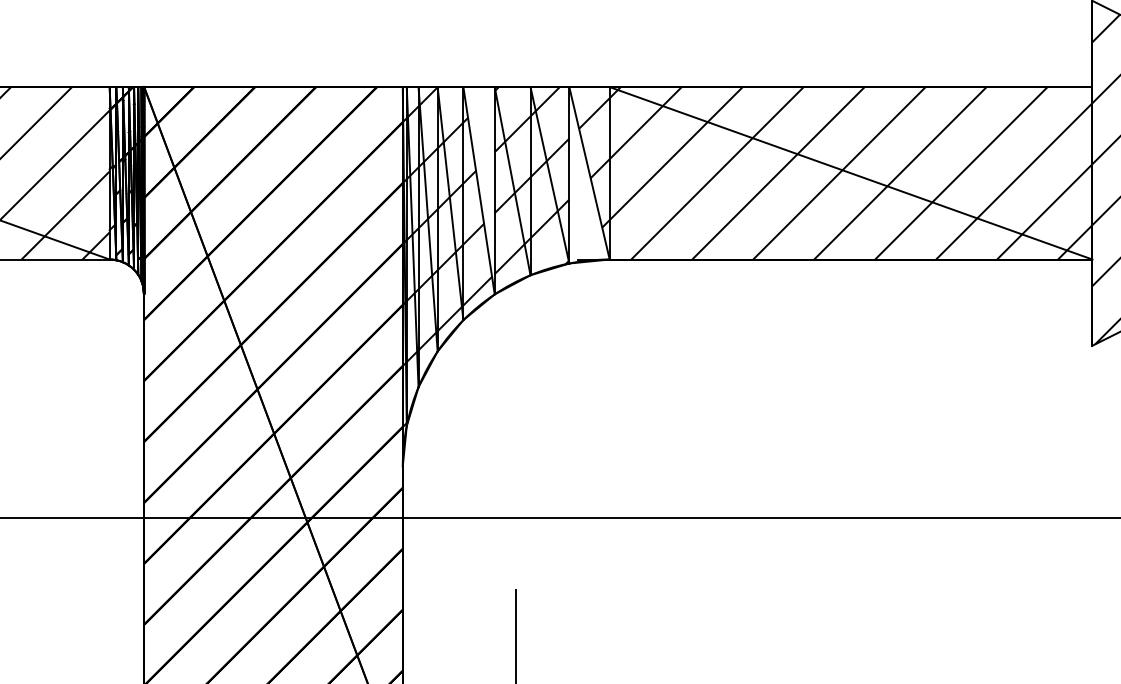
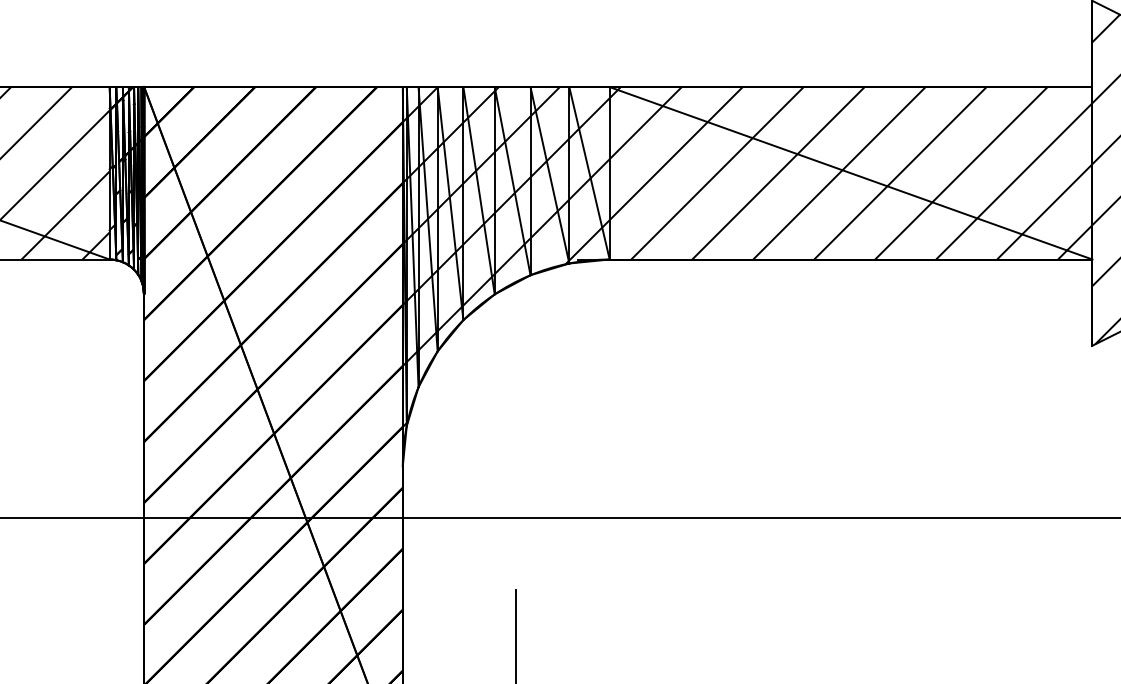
hatch: none -> present (481, 183)
hatch: none -> present (585, 194)
